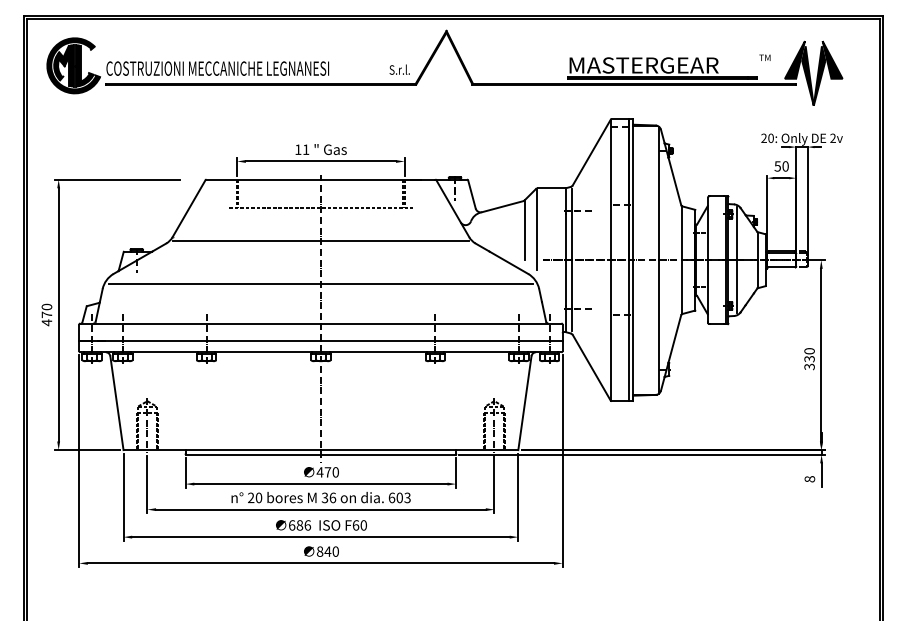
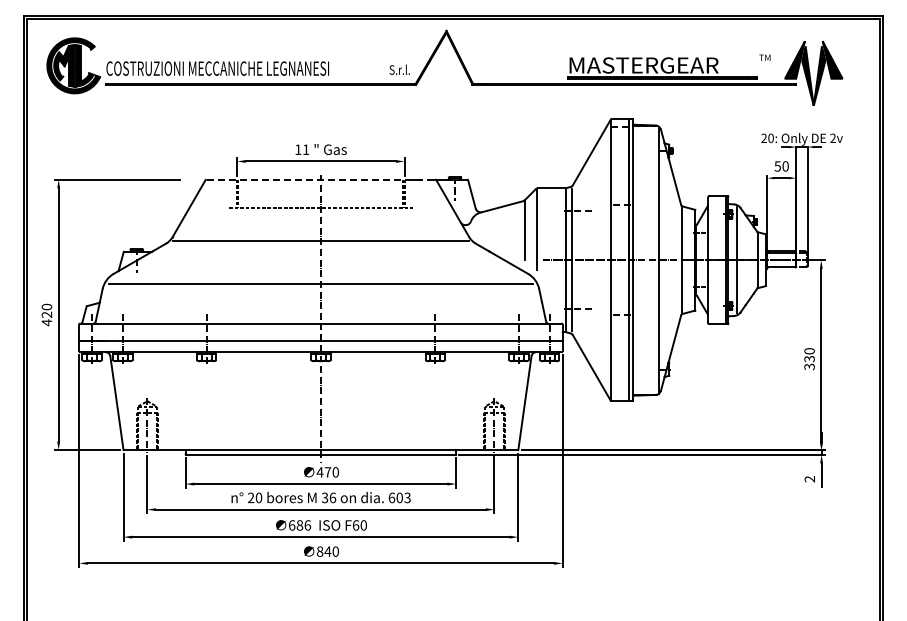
line: solid -> dashed (321, 179)
text: 470 -> 420 (46, 314)
text: 8 -> 2 (809, 479)
